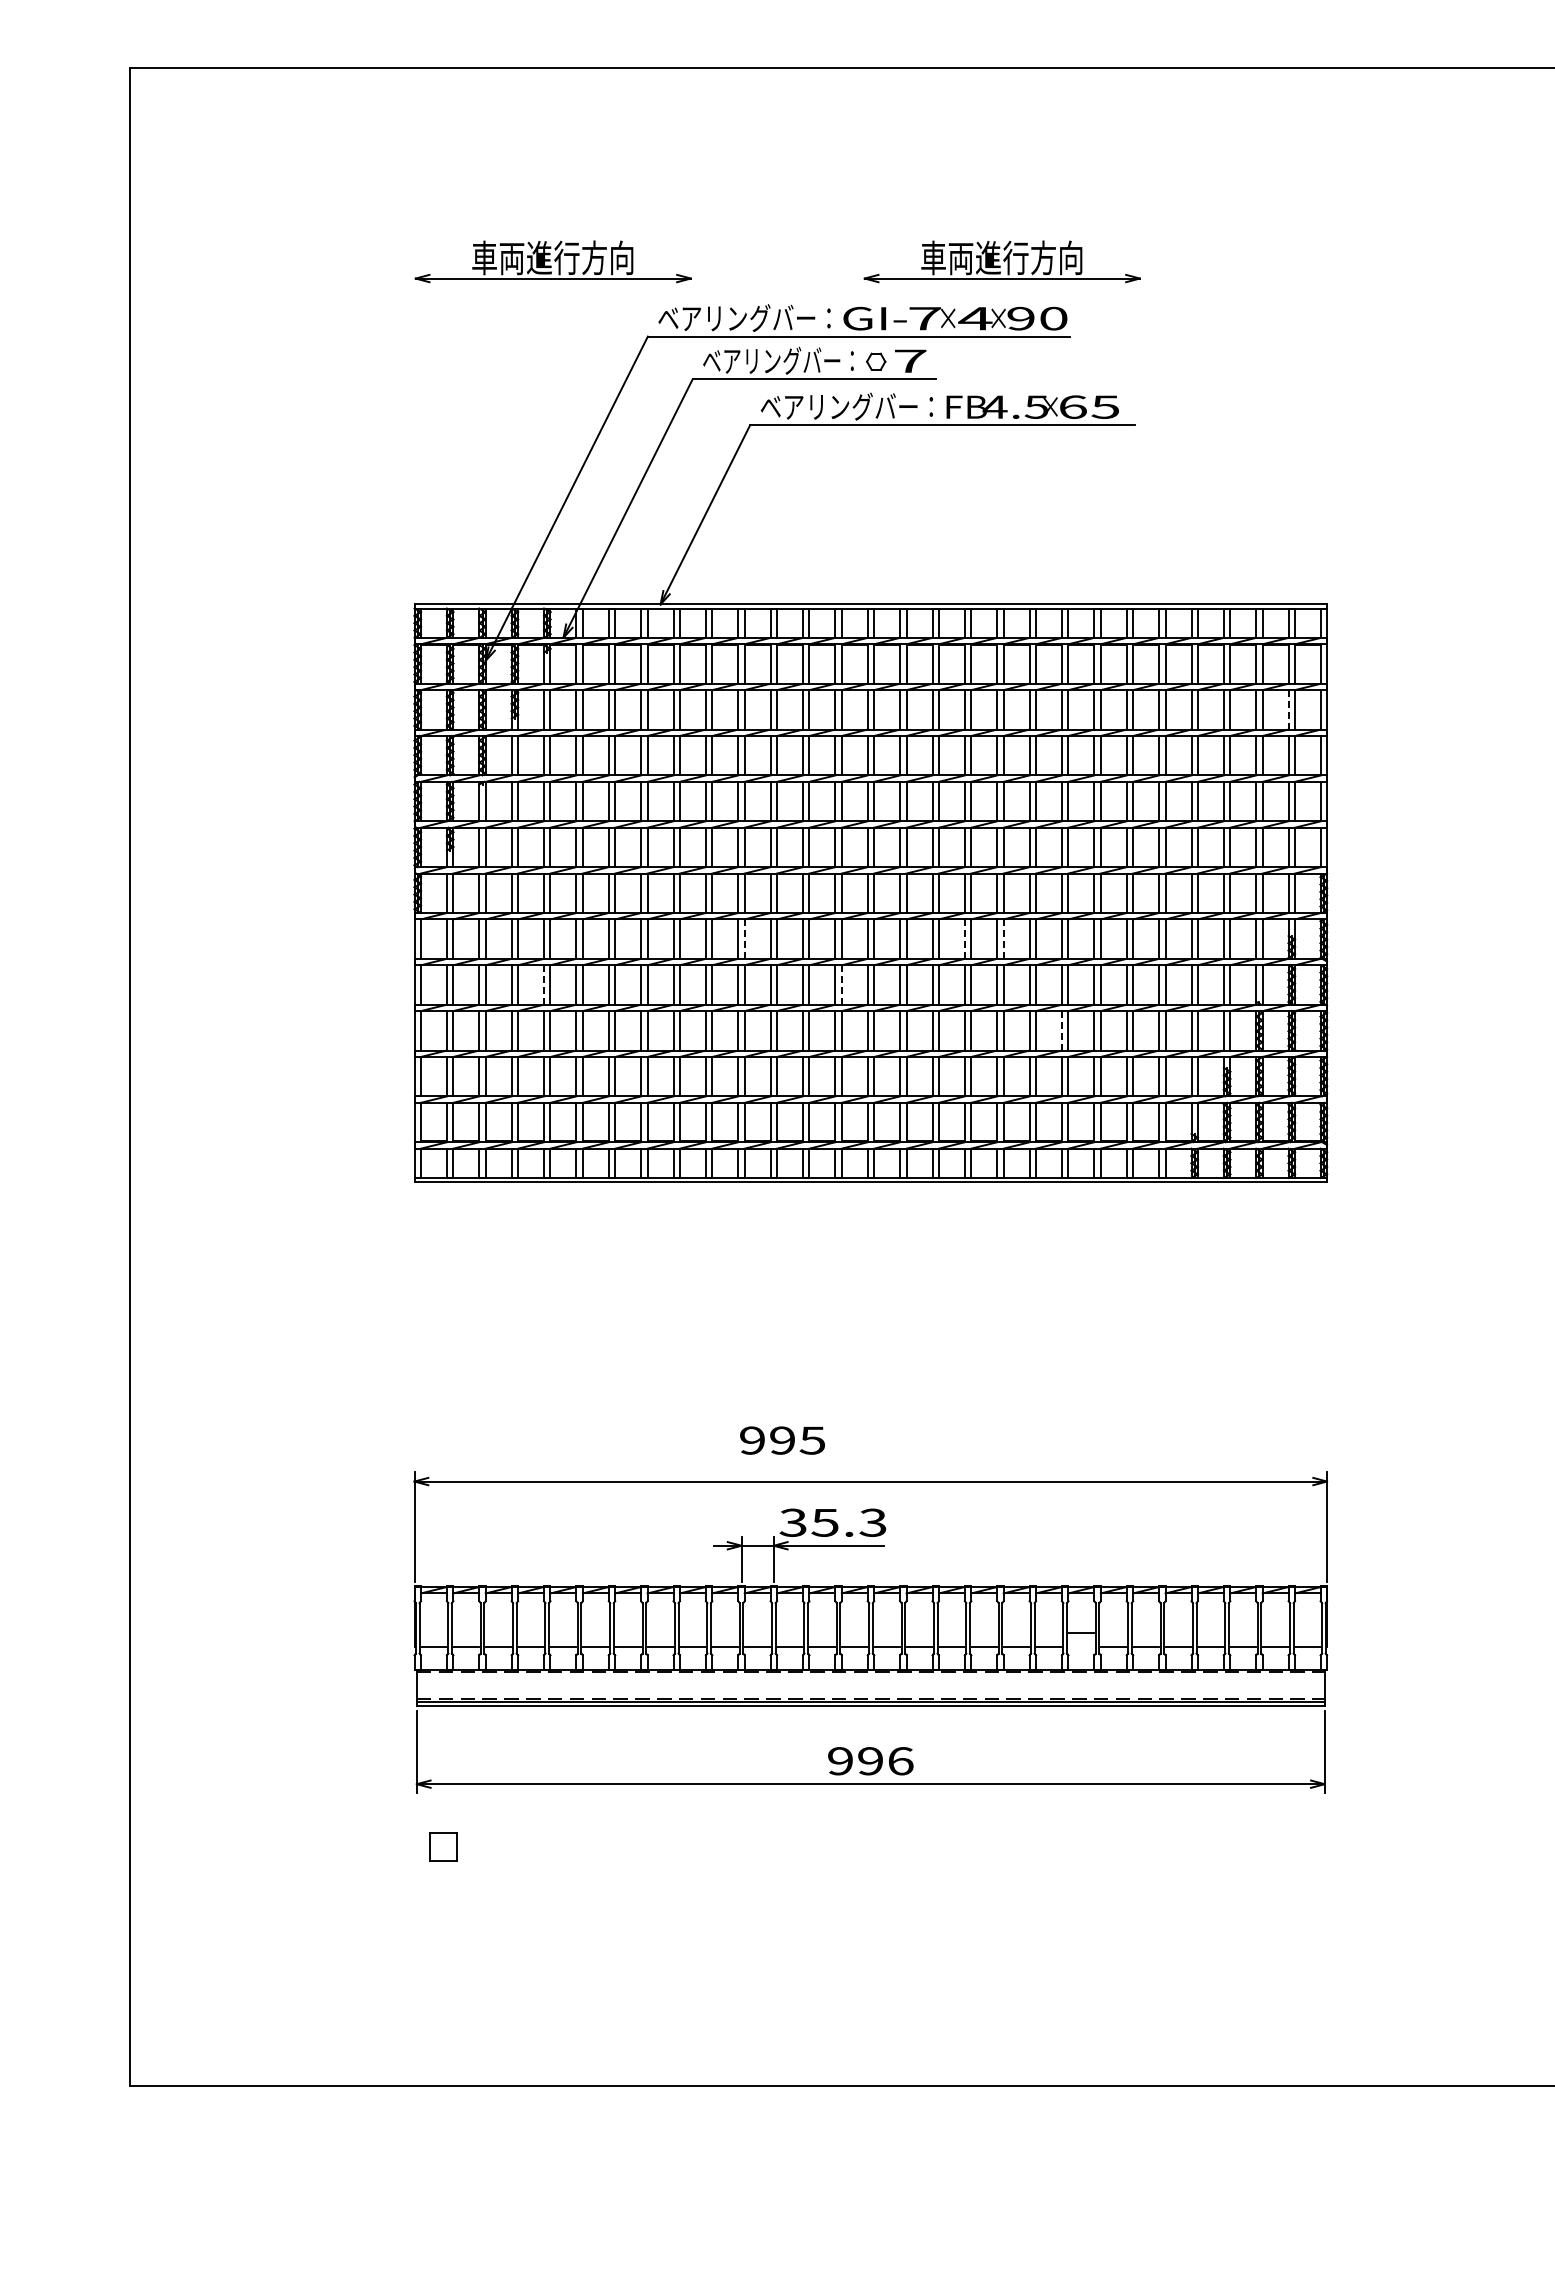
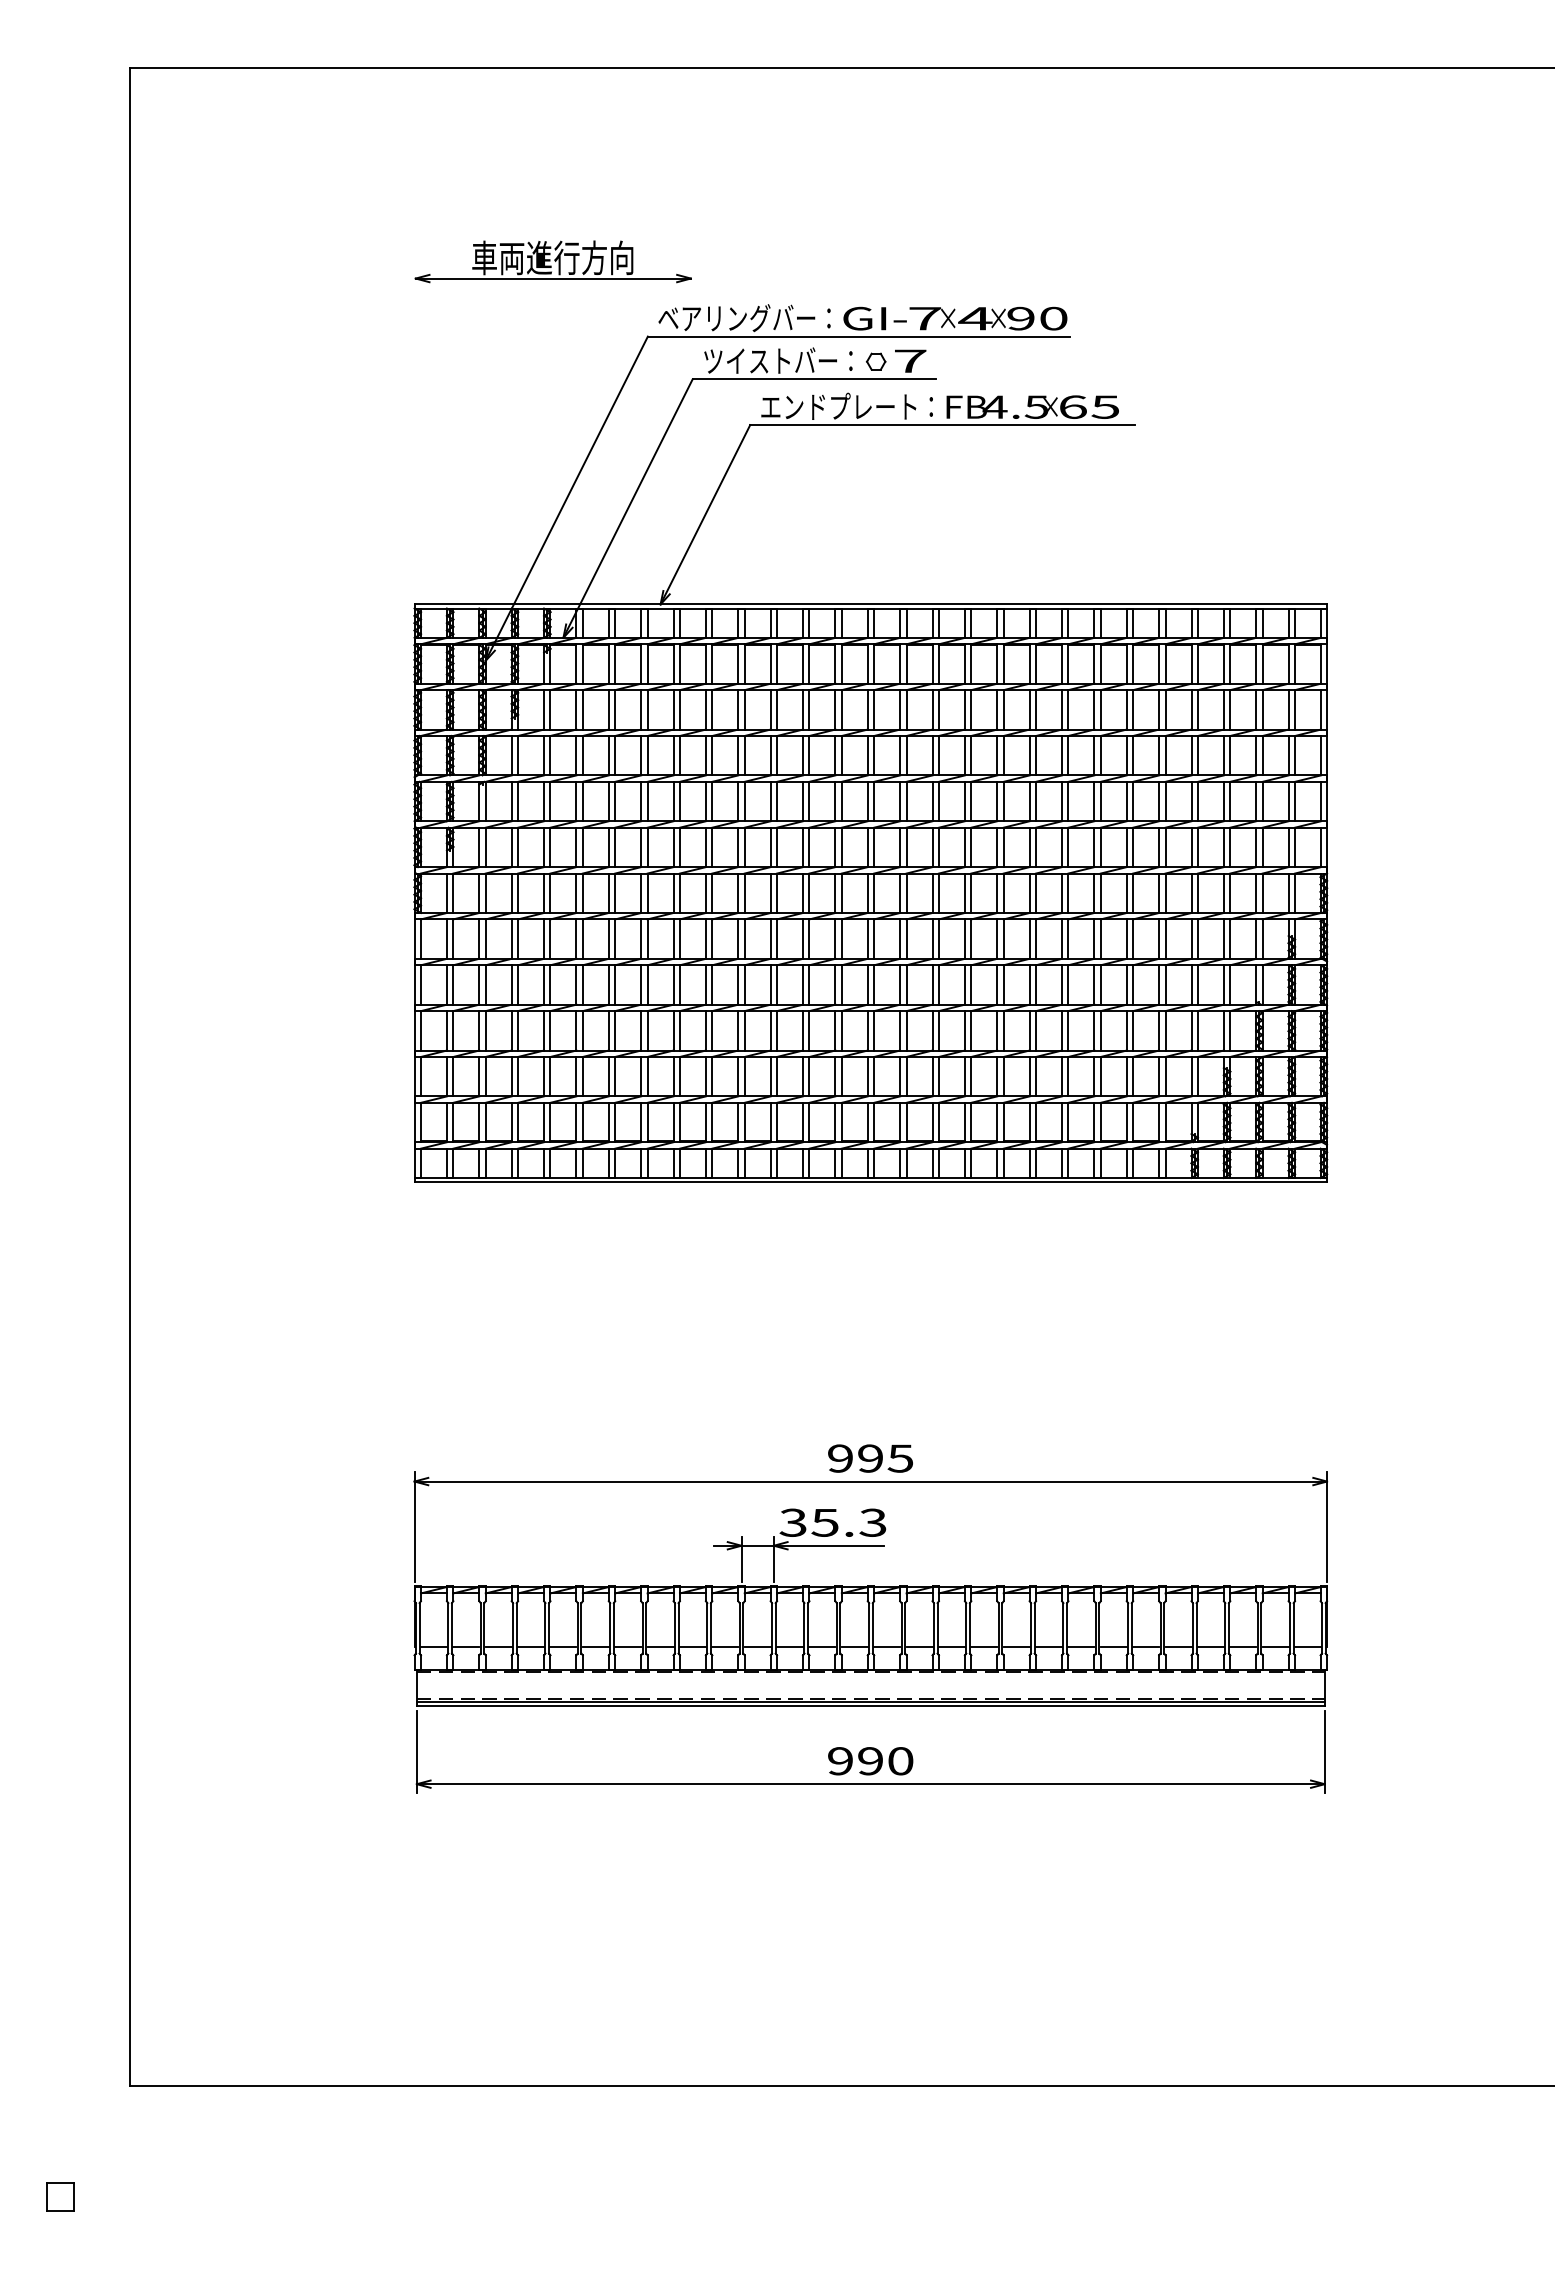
part: present -> none (1001, 261)
text: ベアリングバー： -> ツイストバー： (778, 360)
text: ベアリングバー： -> エンドプレート： (838, 406)
line: dashed -> solid (1288, 709)
line: dashed -> solid (744, 939)
line: dashed -> solid (964, 939)
line: dashed -> solid (1003, 939)
line: dashed -> solid (544, 984)
line: dashed -> solid (841, 984)
line: dashed -> solid (1062, 1030)
text position: (782, 1440) -> (870, 1458) (870, 1458)
line position: (1081, 1632) -> (1081, 1646) (1081, 1646)
text: 996 -> 990 (900, 1761)
part position: (443, 1846) -> (60, 2196) (60, 2196)
